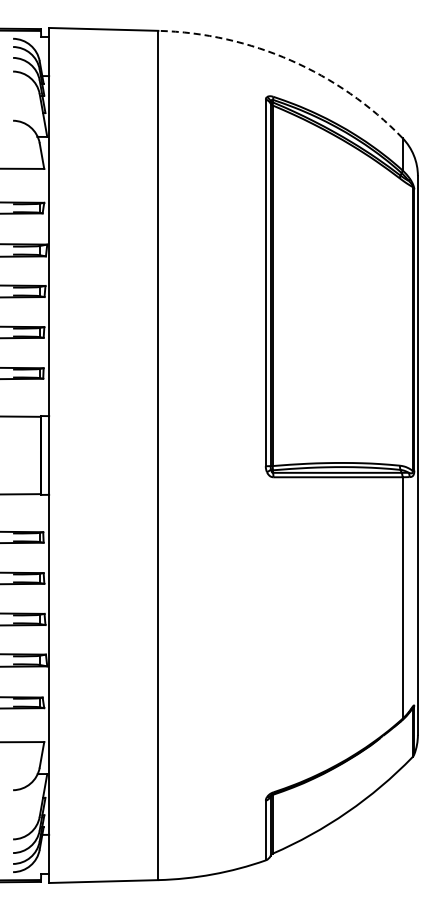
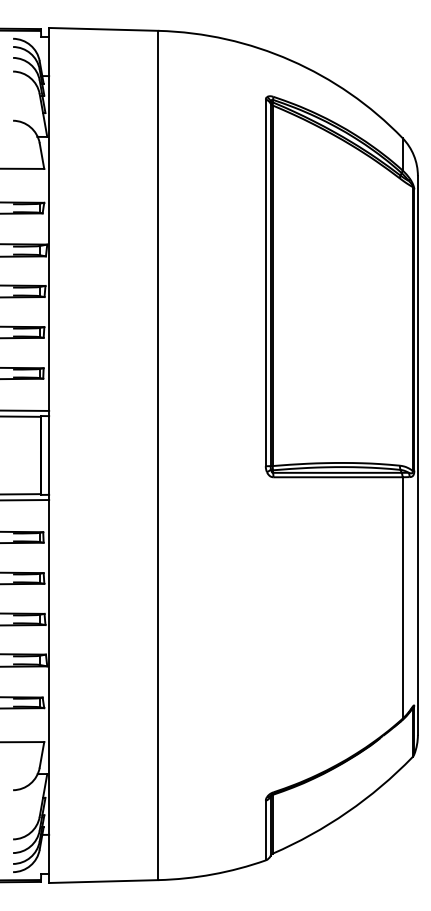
arc: dashed -> solid (290, 60)
line: none -> present (25, 410)
line: none -> present (25, 500)
